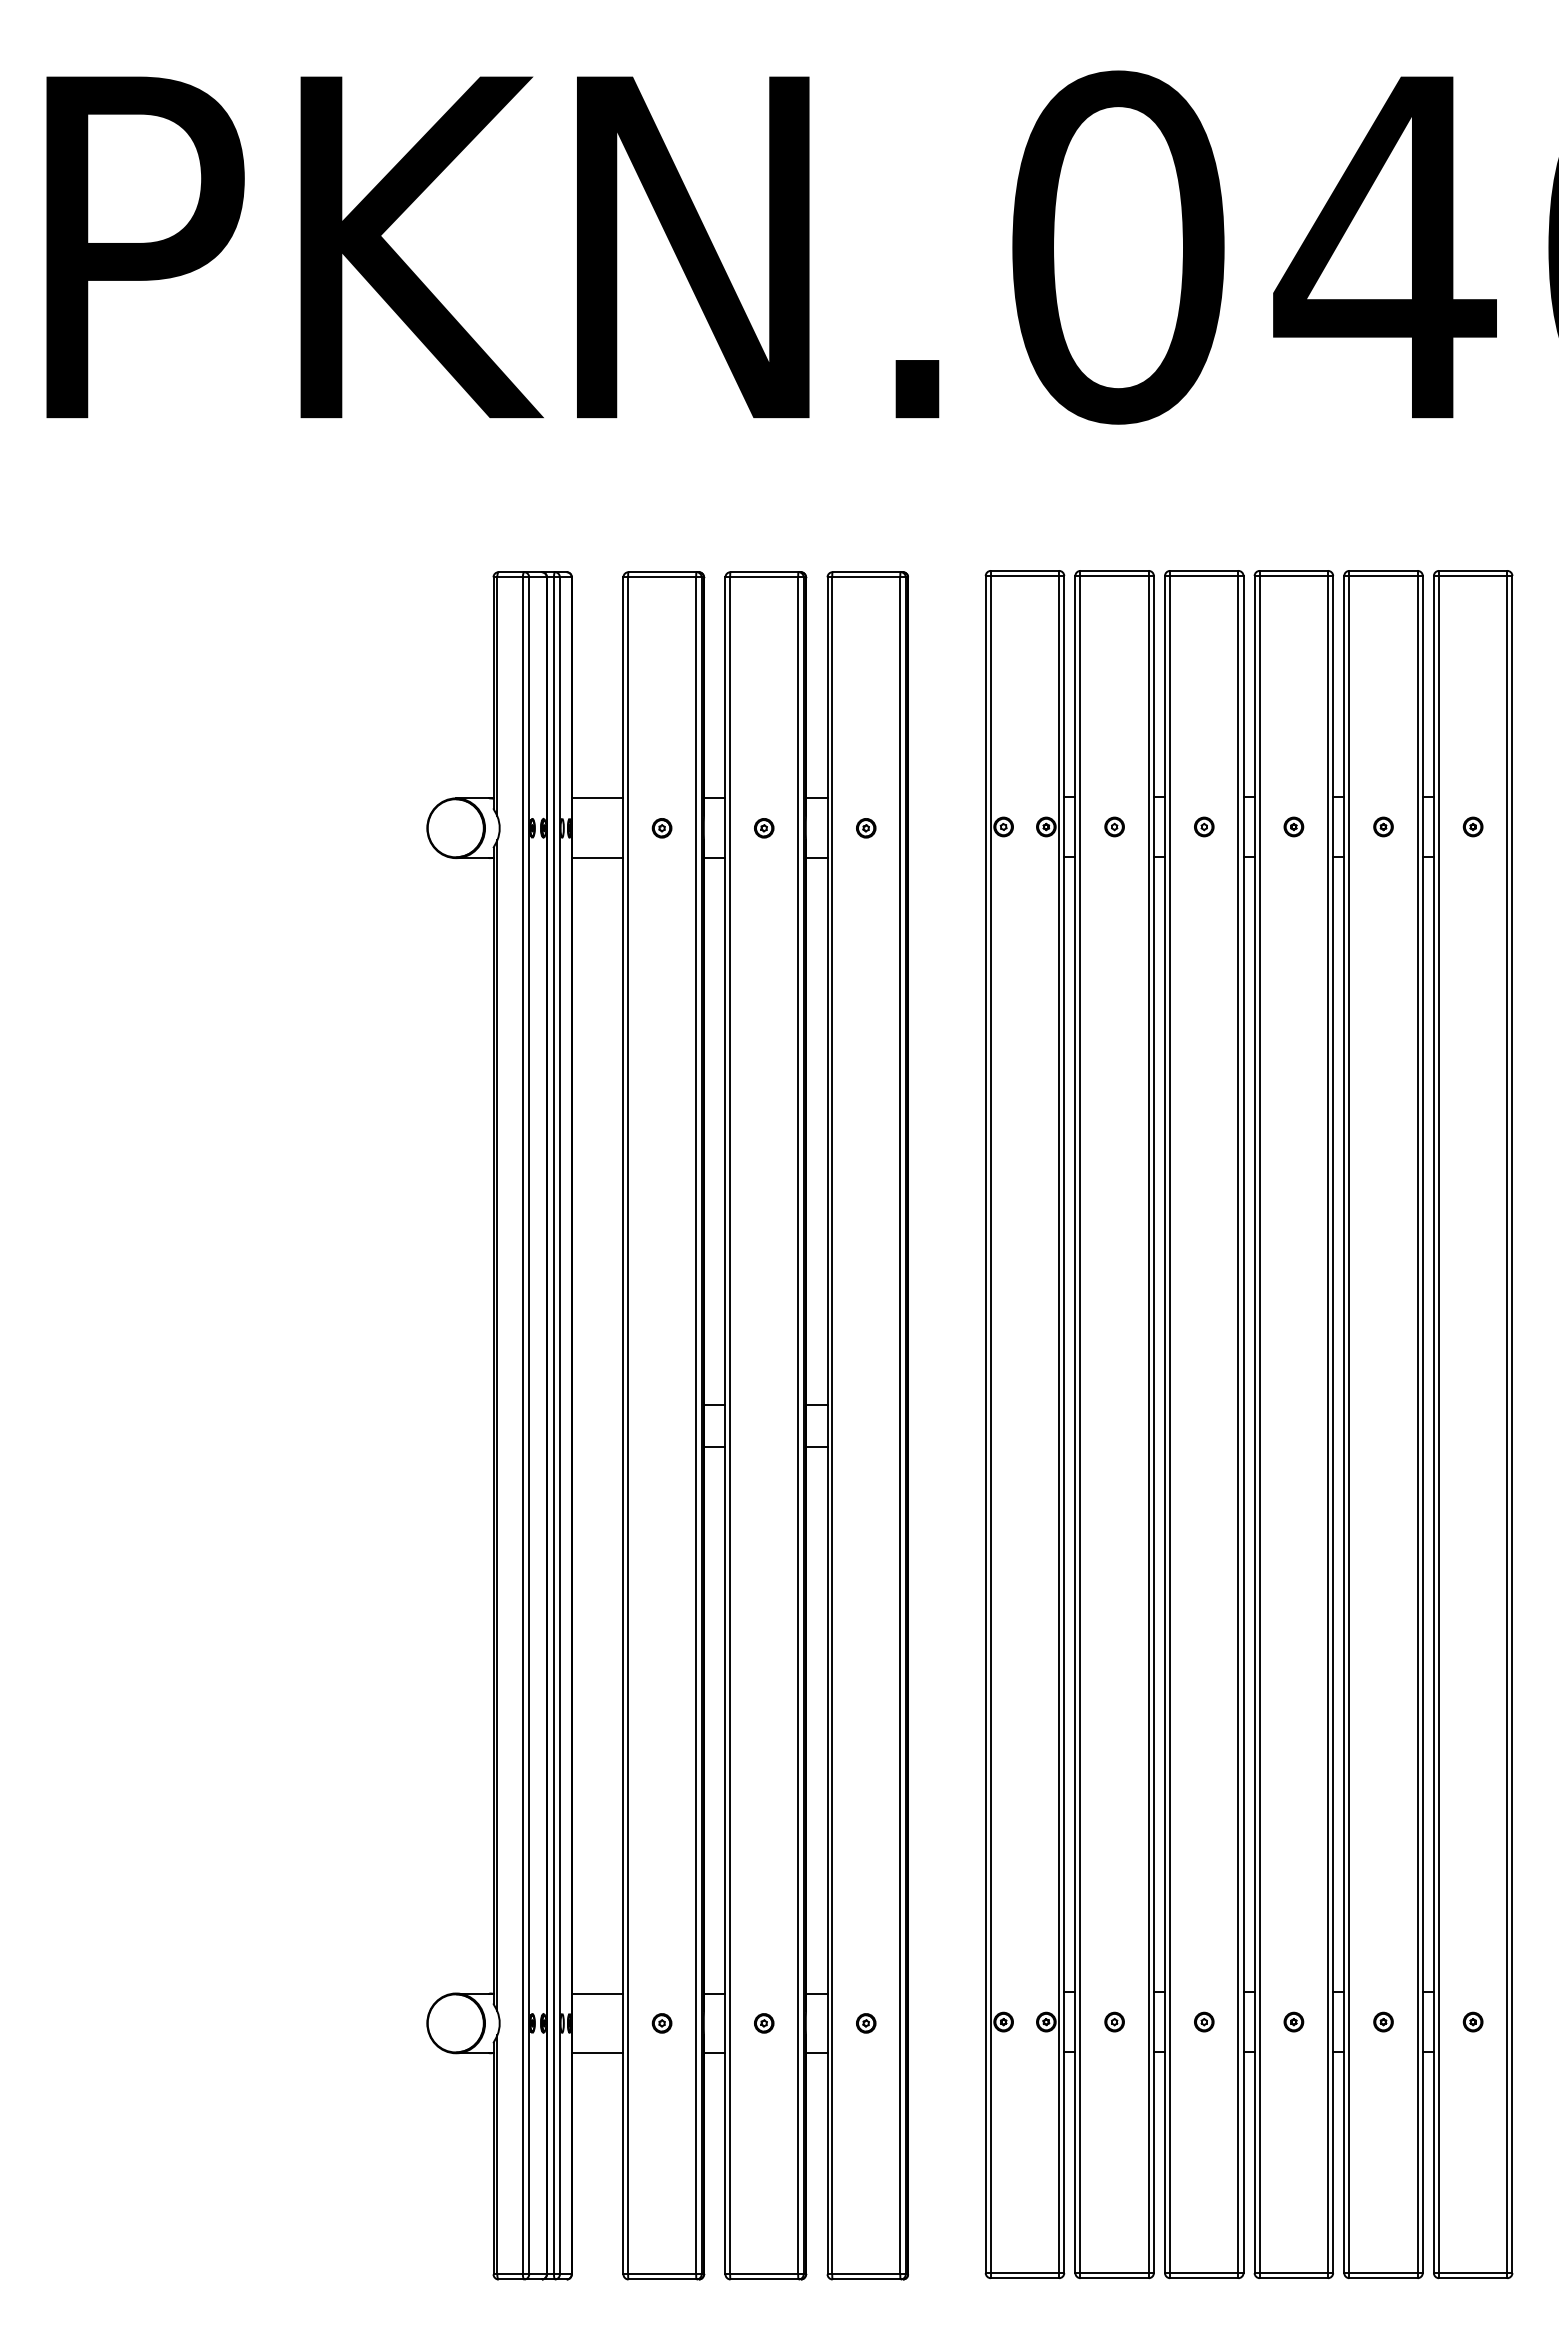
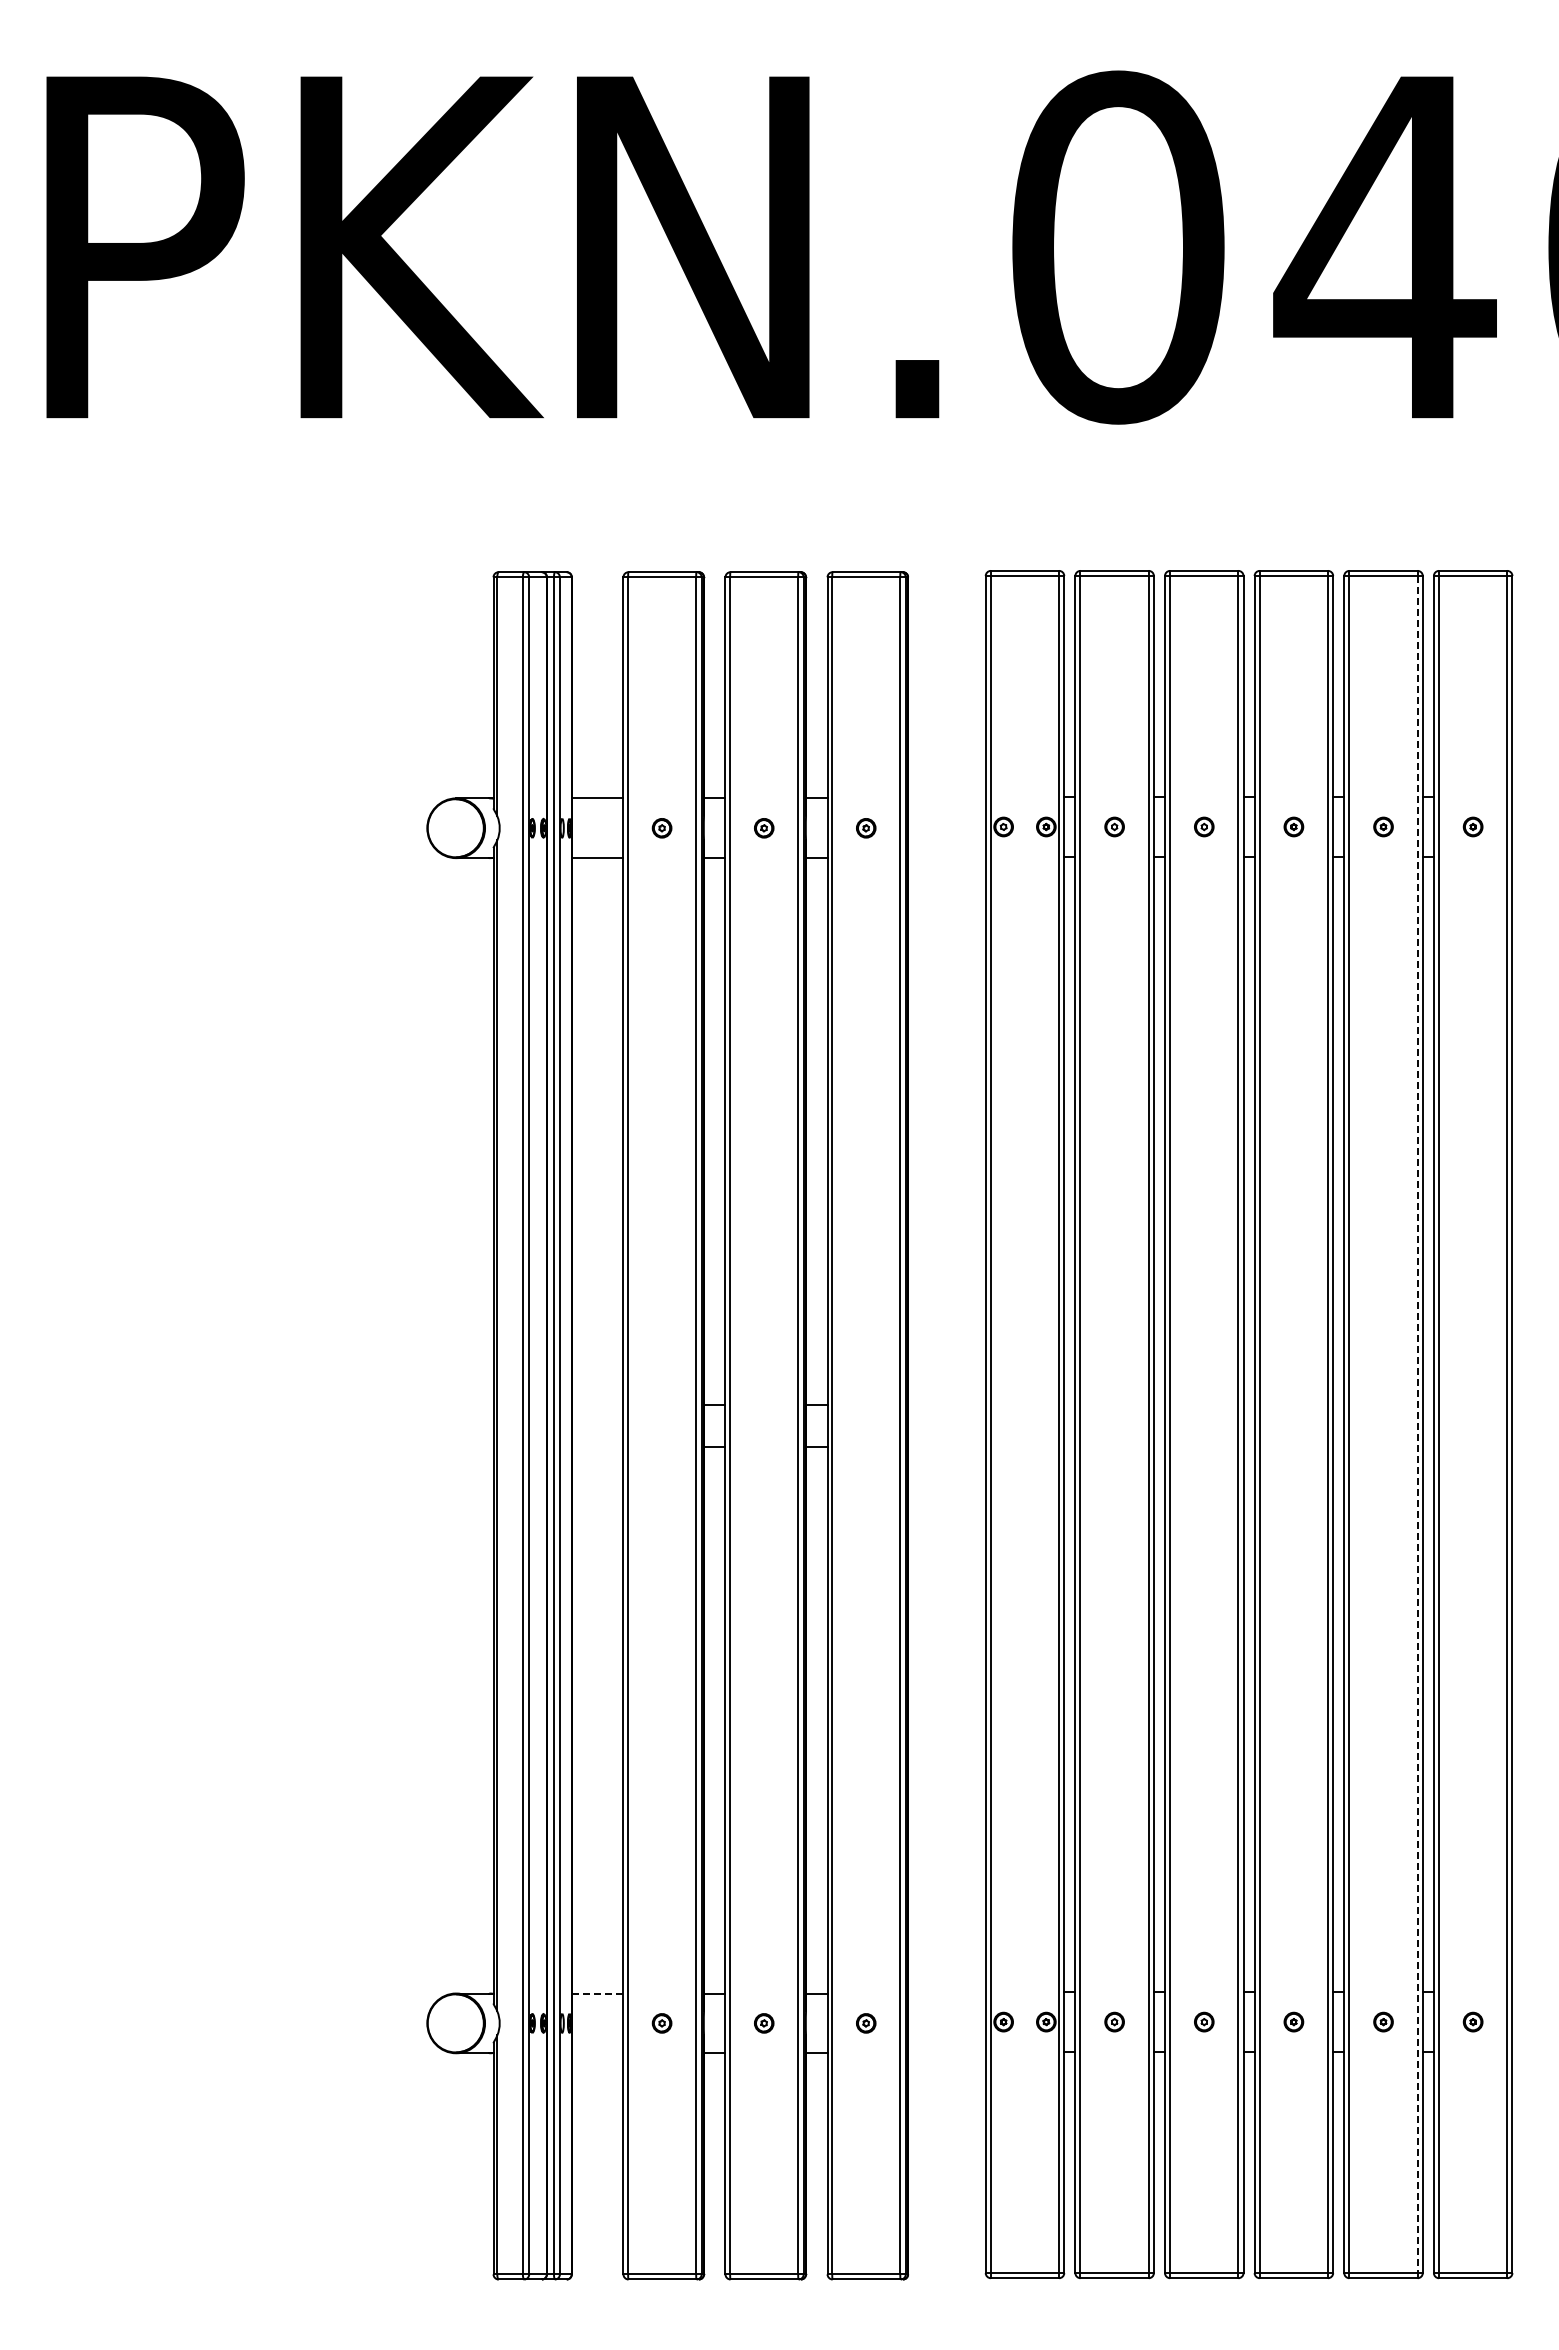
line: solid -> dashed (1417, 1424)
line: solid -> dashed (597, 1993)
line: present -> none (597, 2053)
